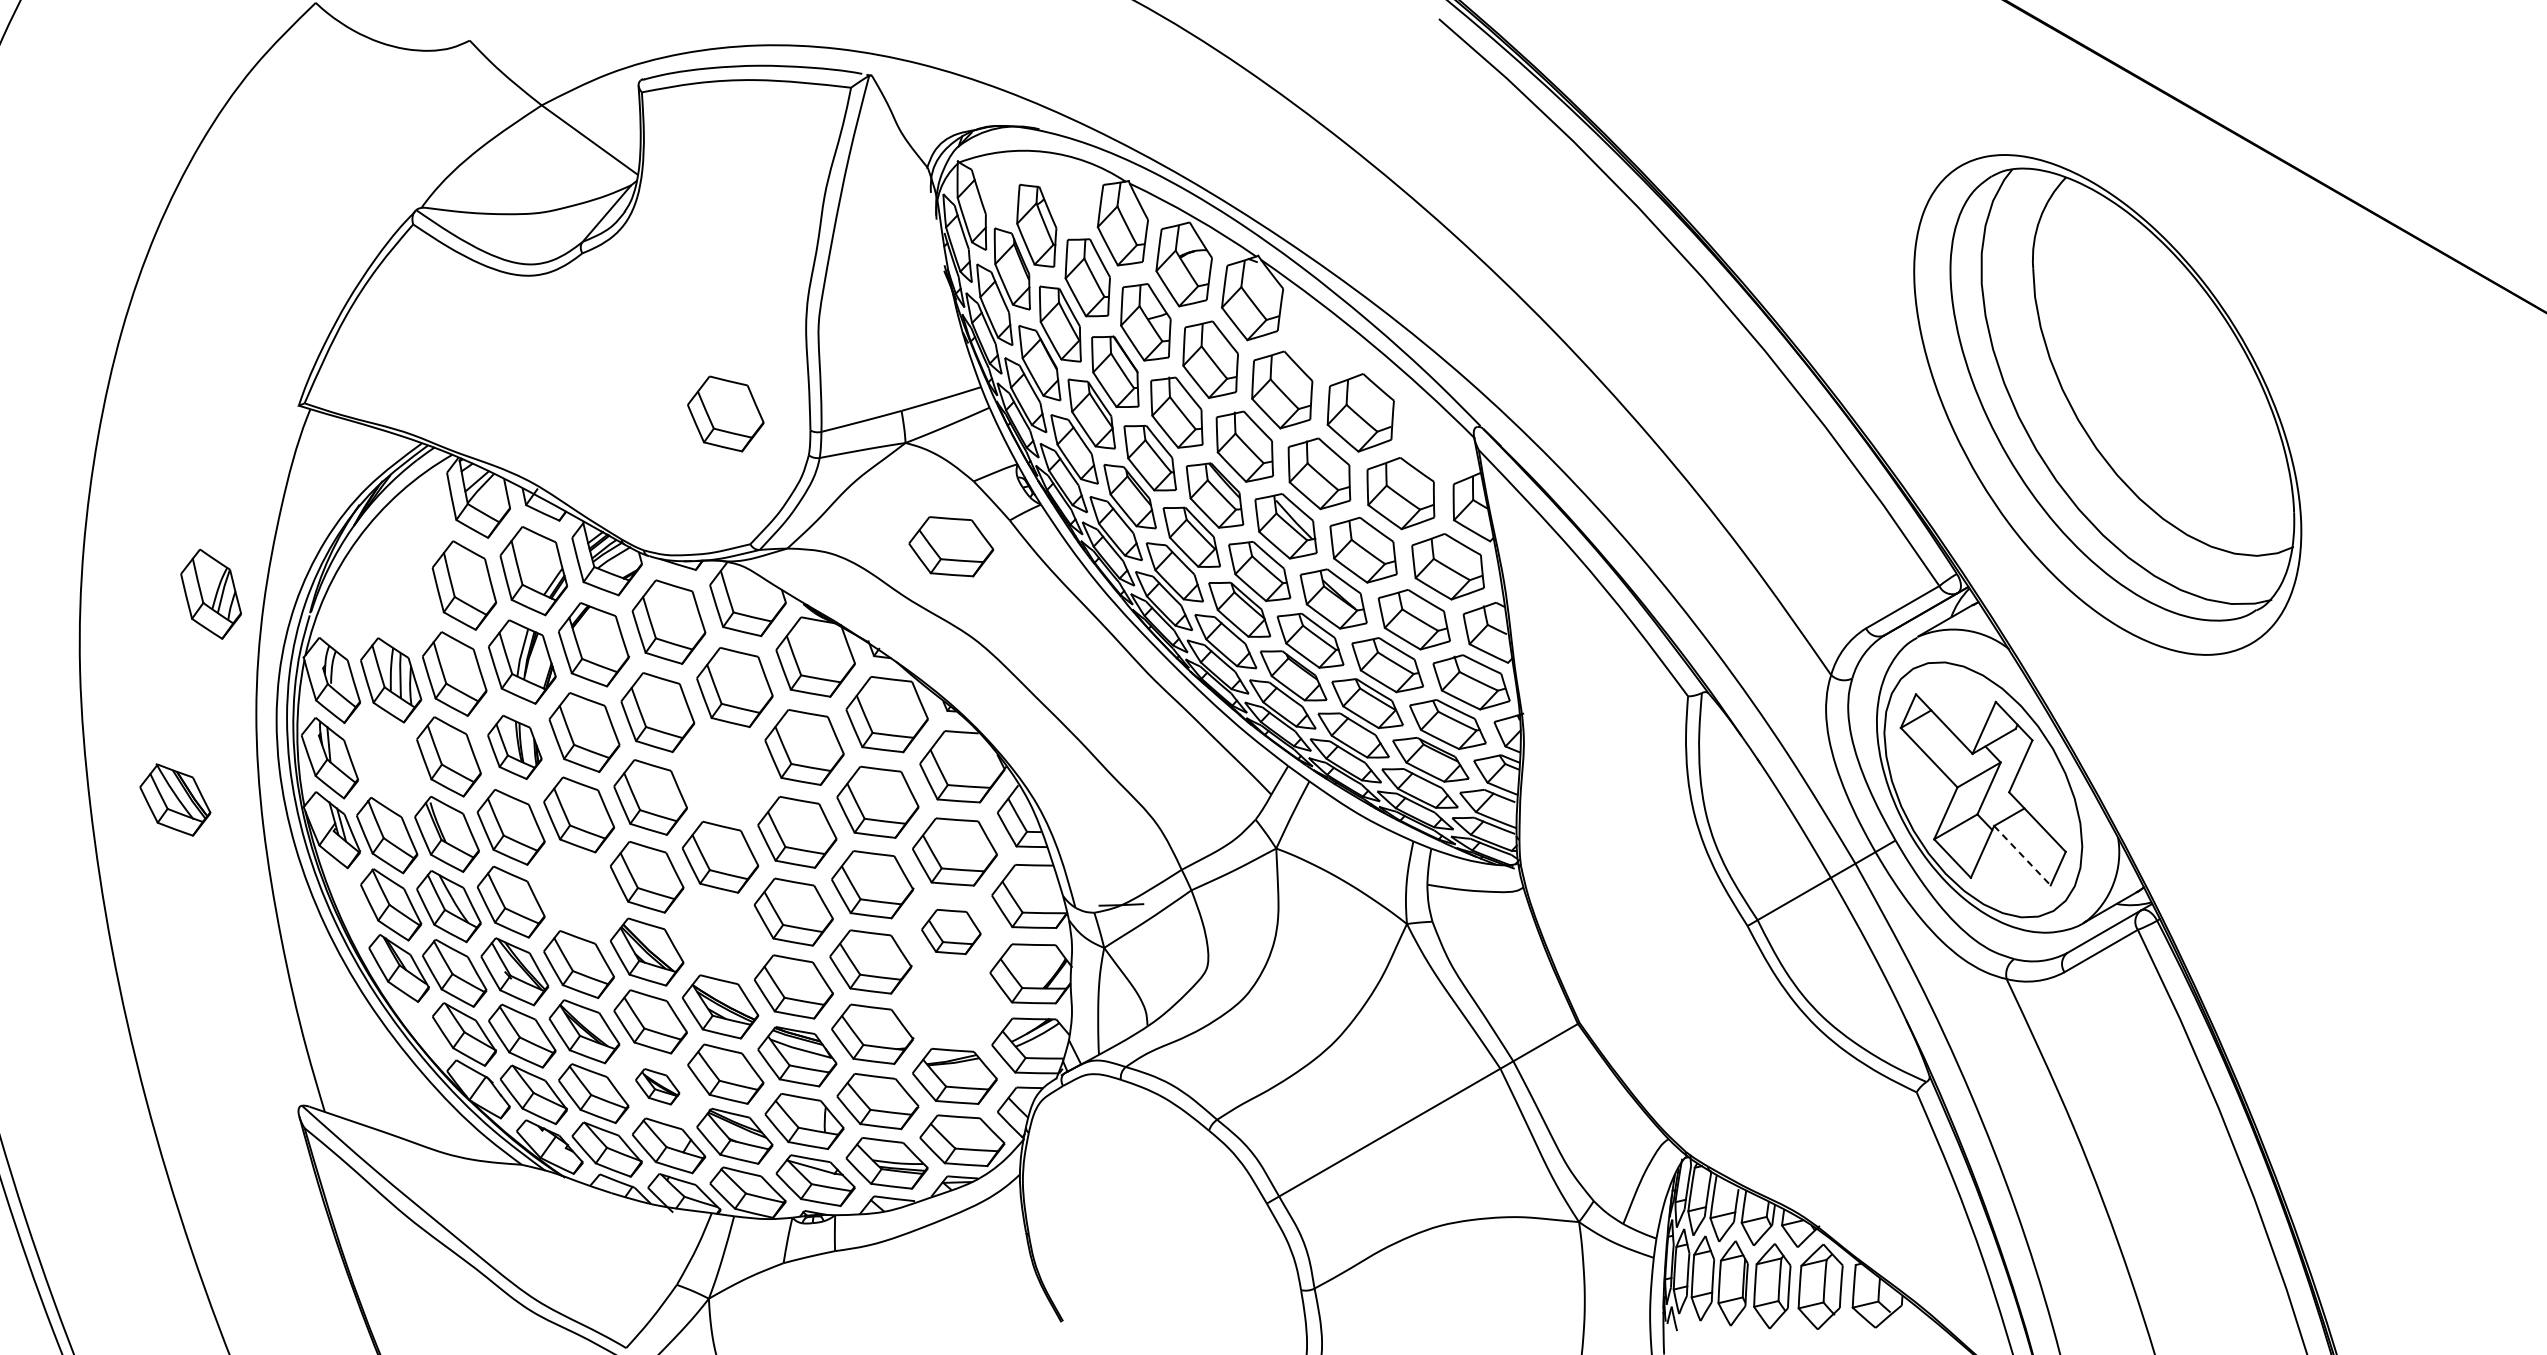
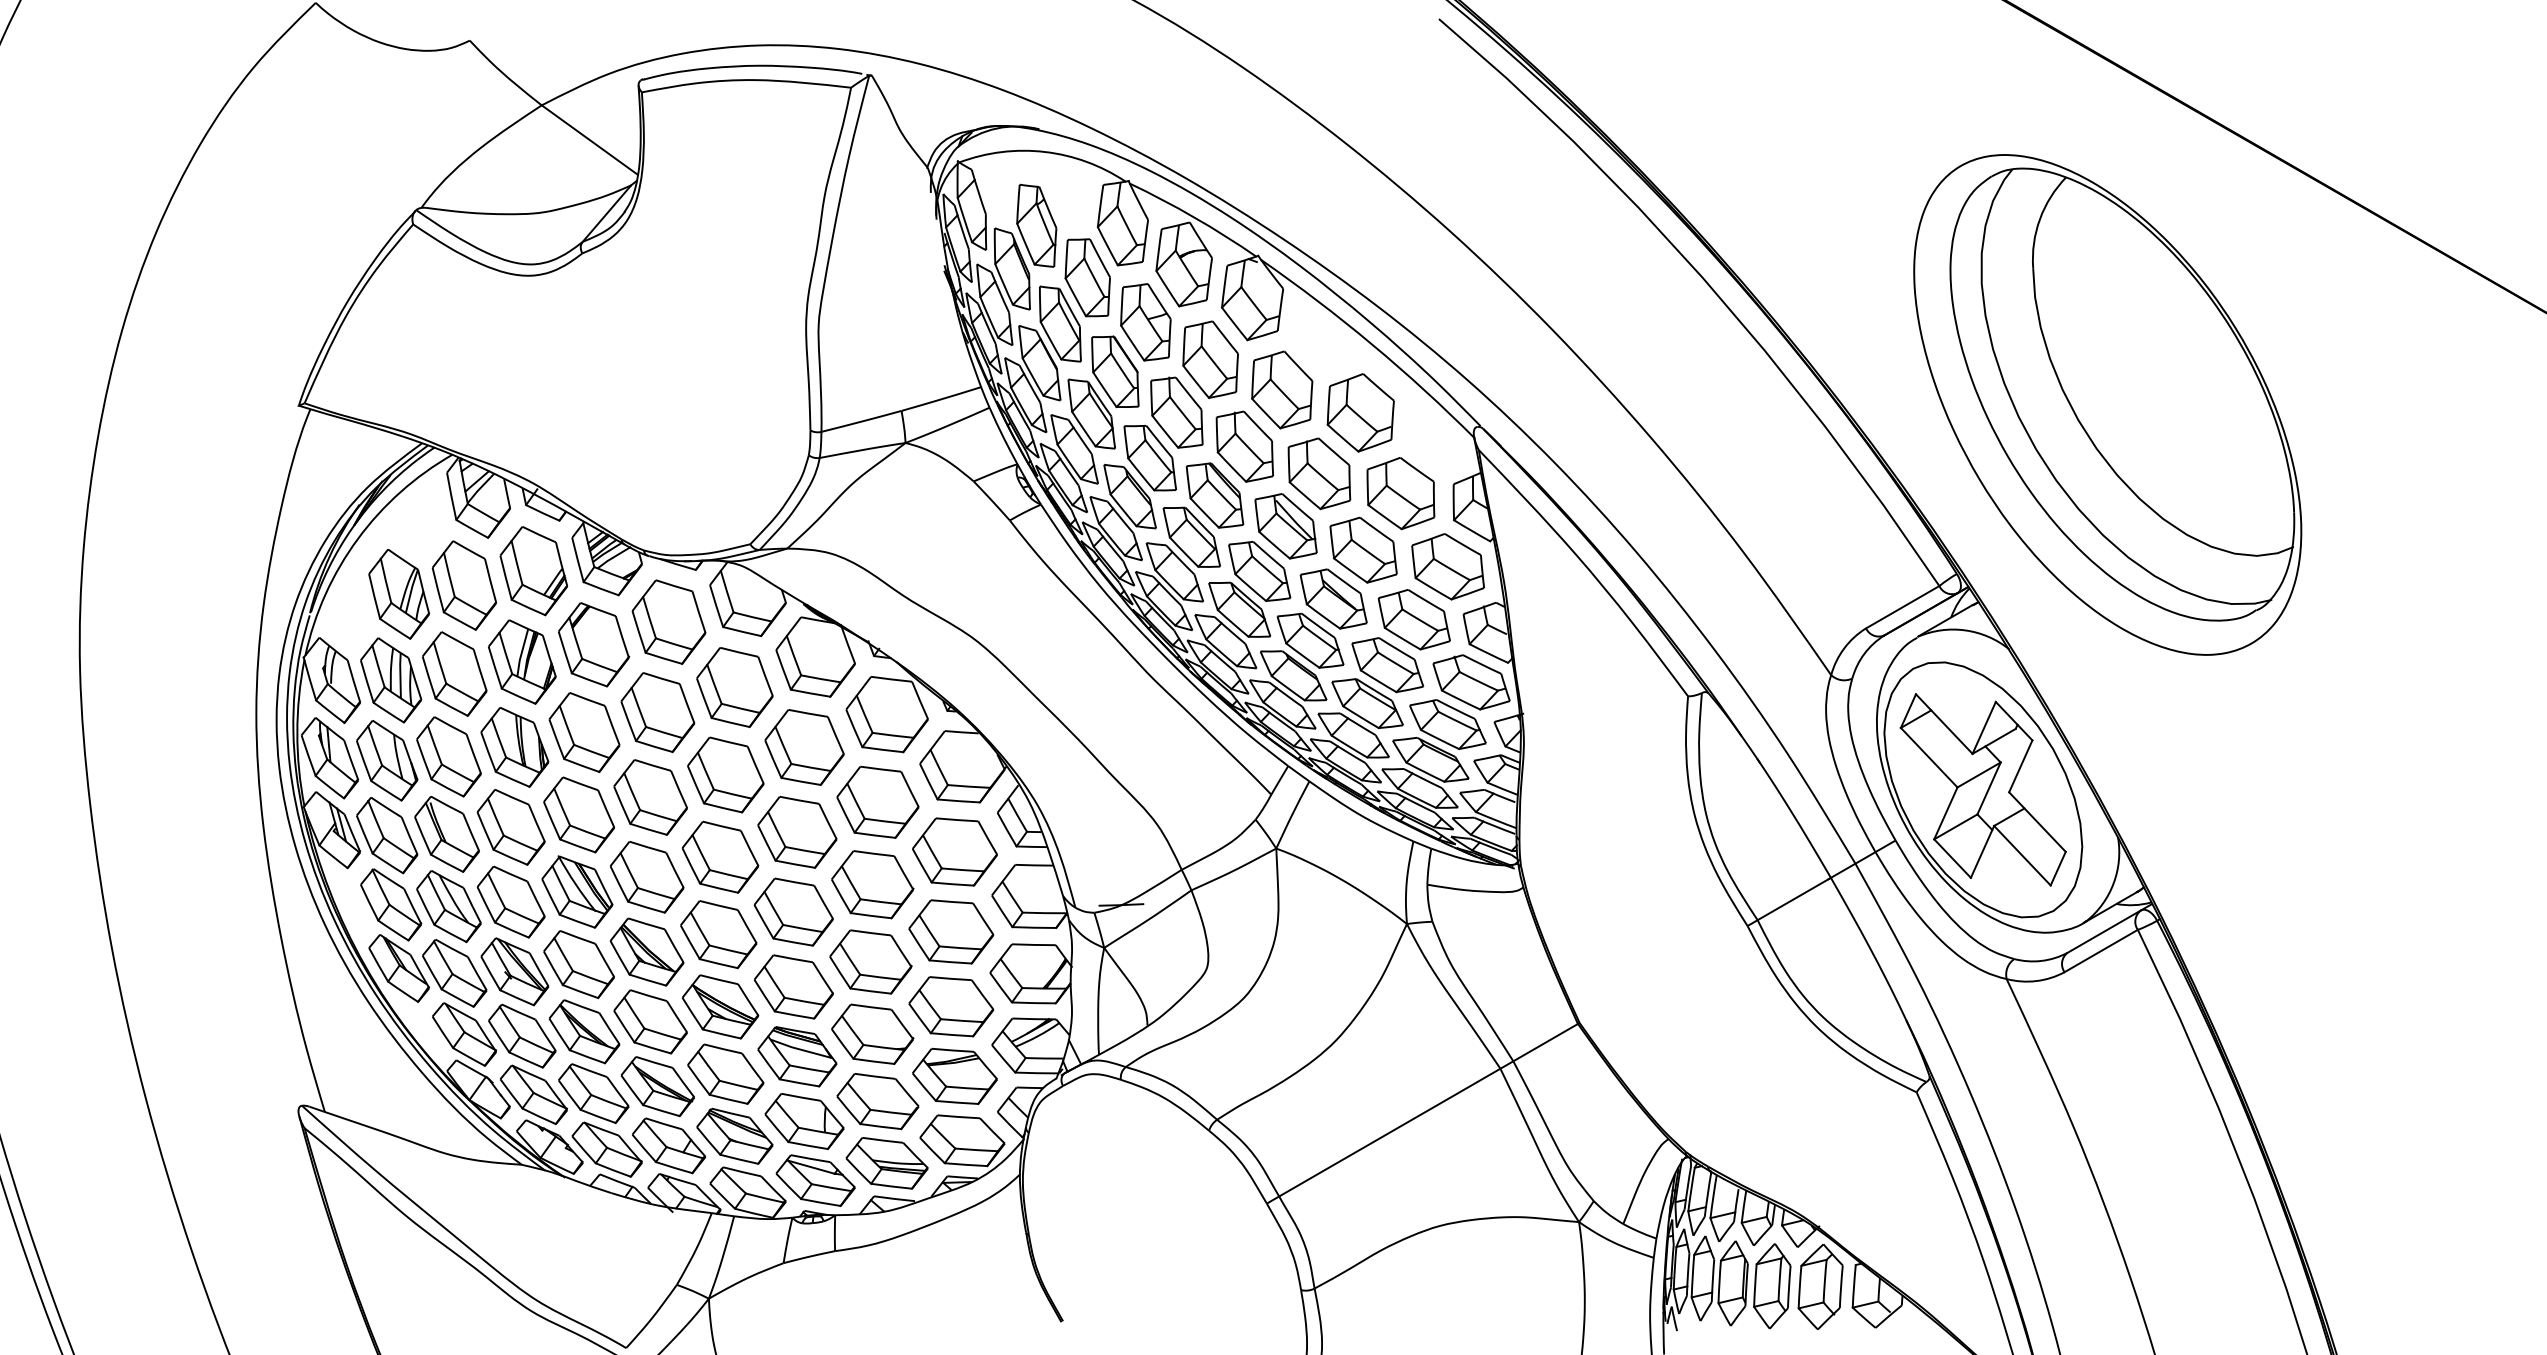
part position: (725, 413) -> (725, 774) (725, 774)
part position: (951, 546) -> (951, 1006) (951, 1006)
part position: (210, 593) -> (398, 593) (398, 593)
part size: 56x65 px -> 70x81 px (514, 747)
part: none -> present (387, 760)
part position: (175, 799) -> (577, 891) (577, 891)
line: dashed -> solid (2022, 856)
part size: 61x48 px -> 87x66 px (951, 931)
part: none -> present (718, 934)
part size: 46x38 px -> 75x62 px (657, 1086)
